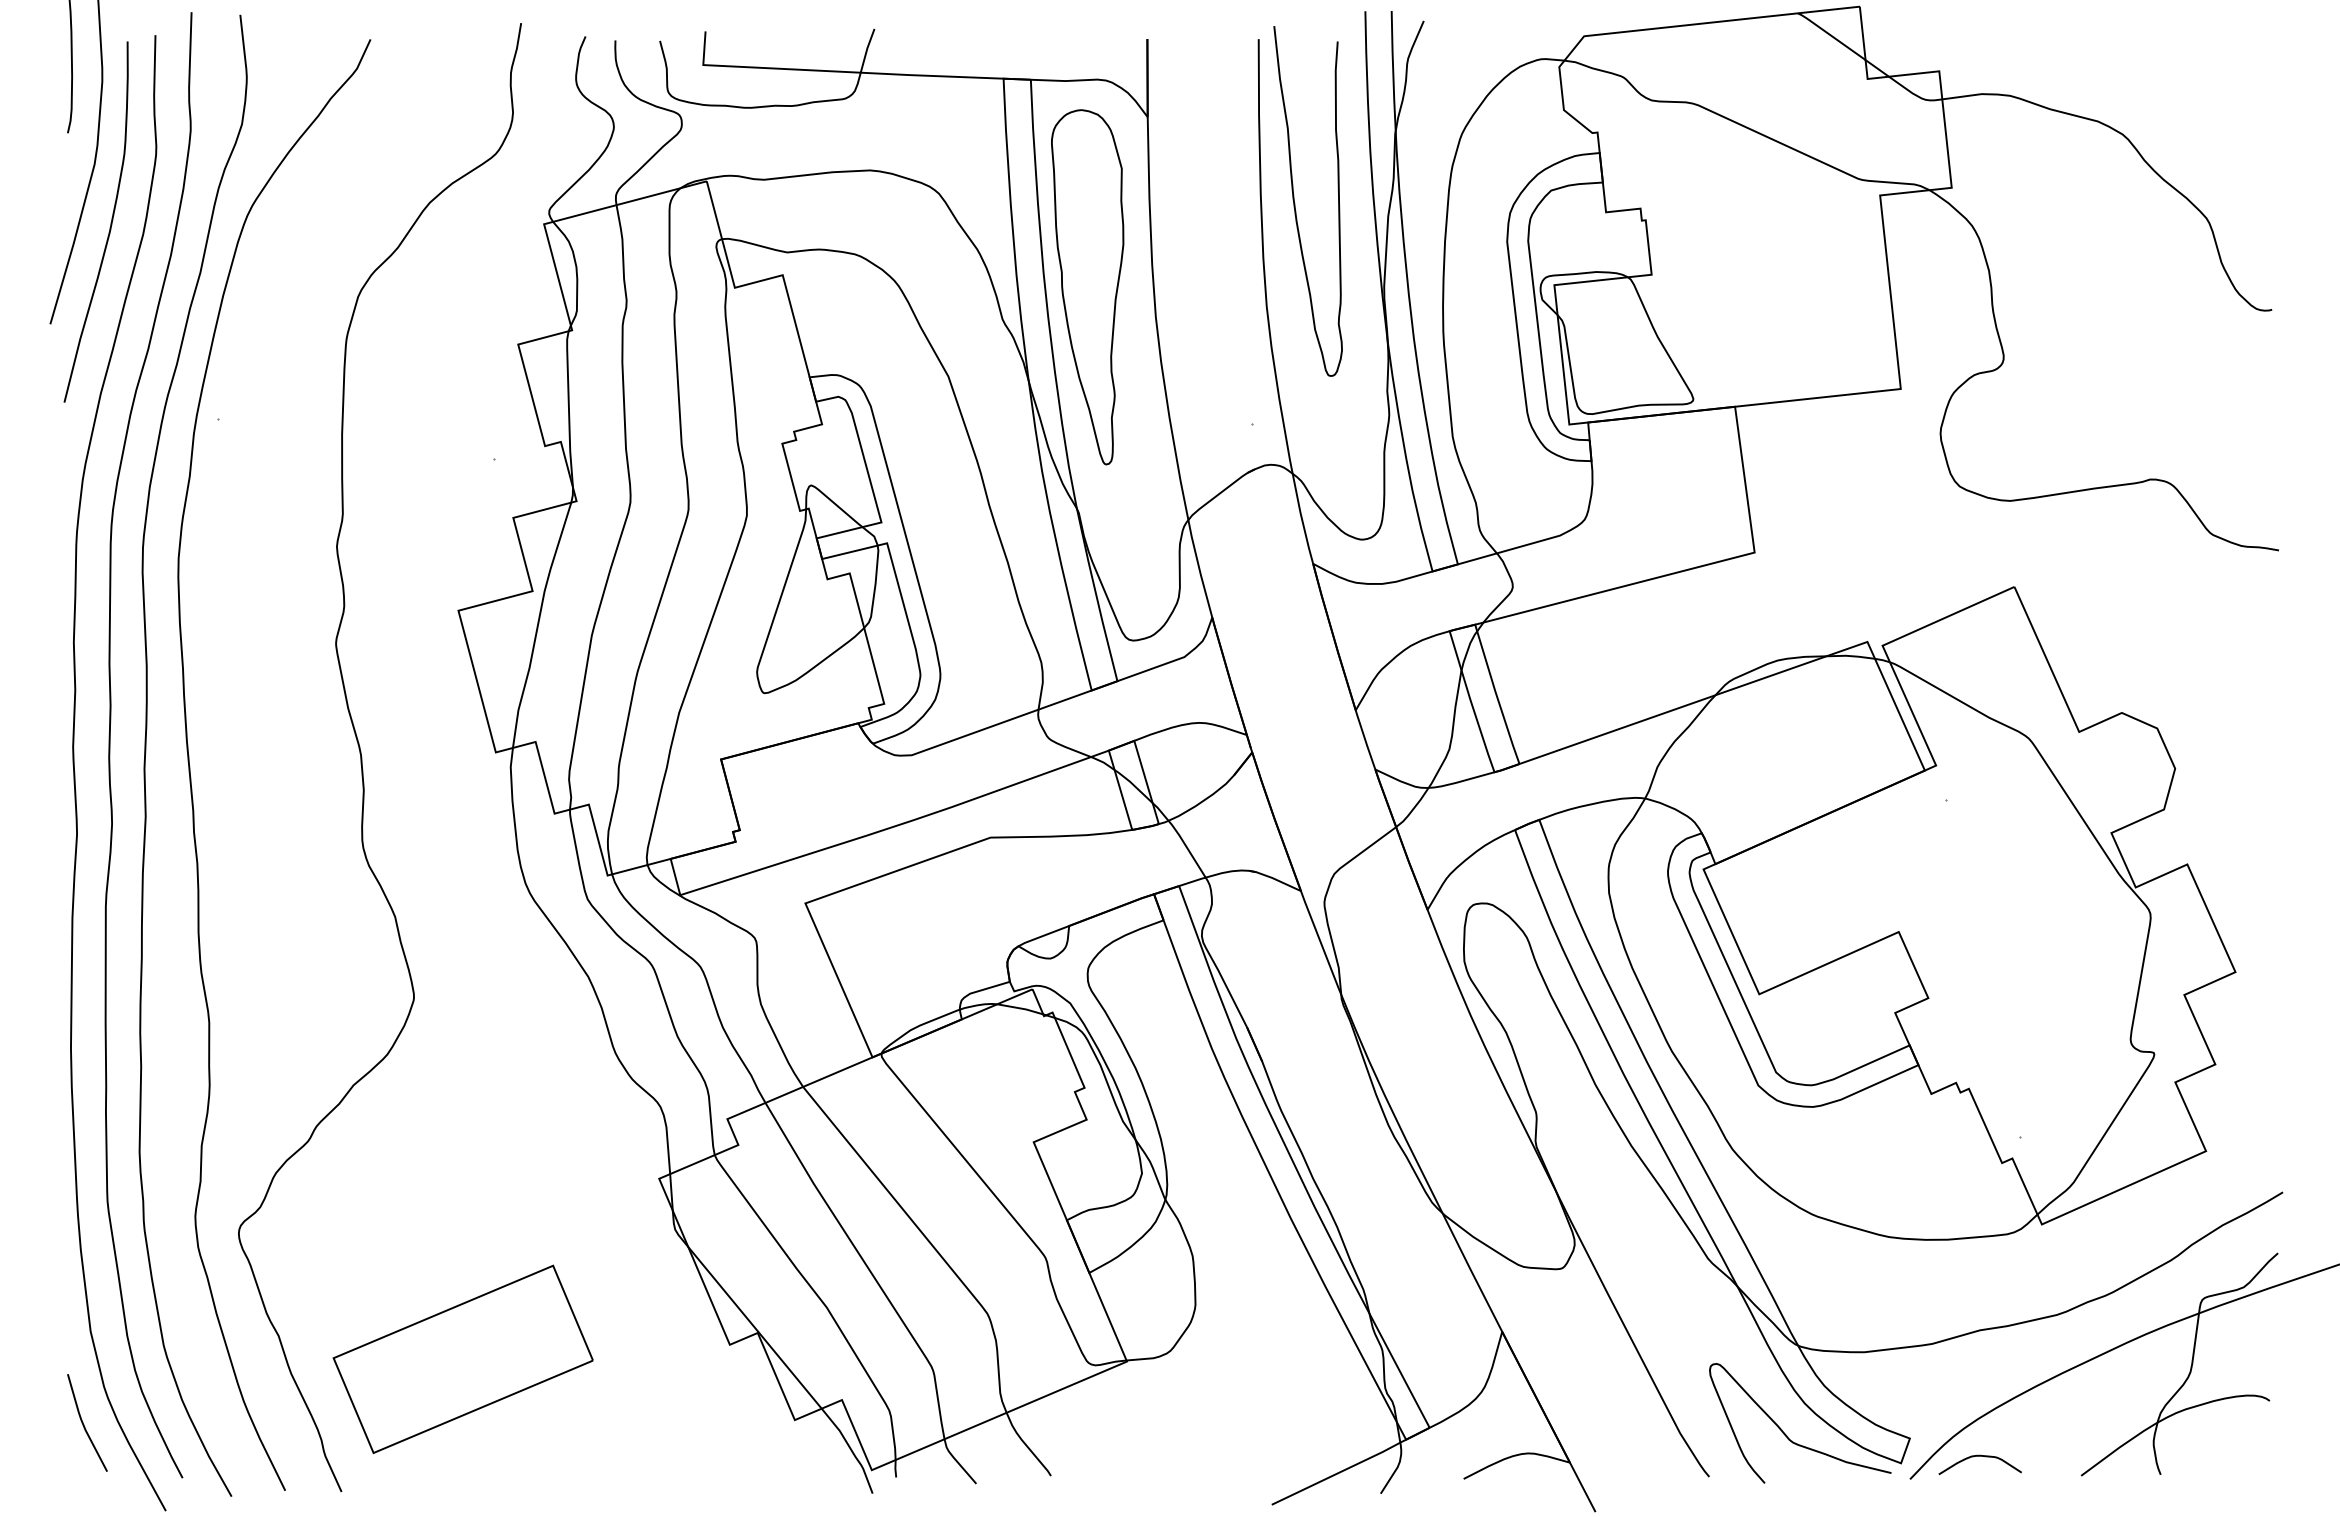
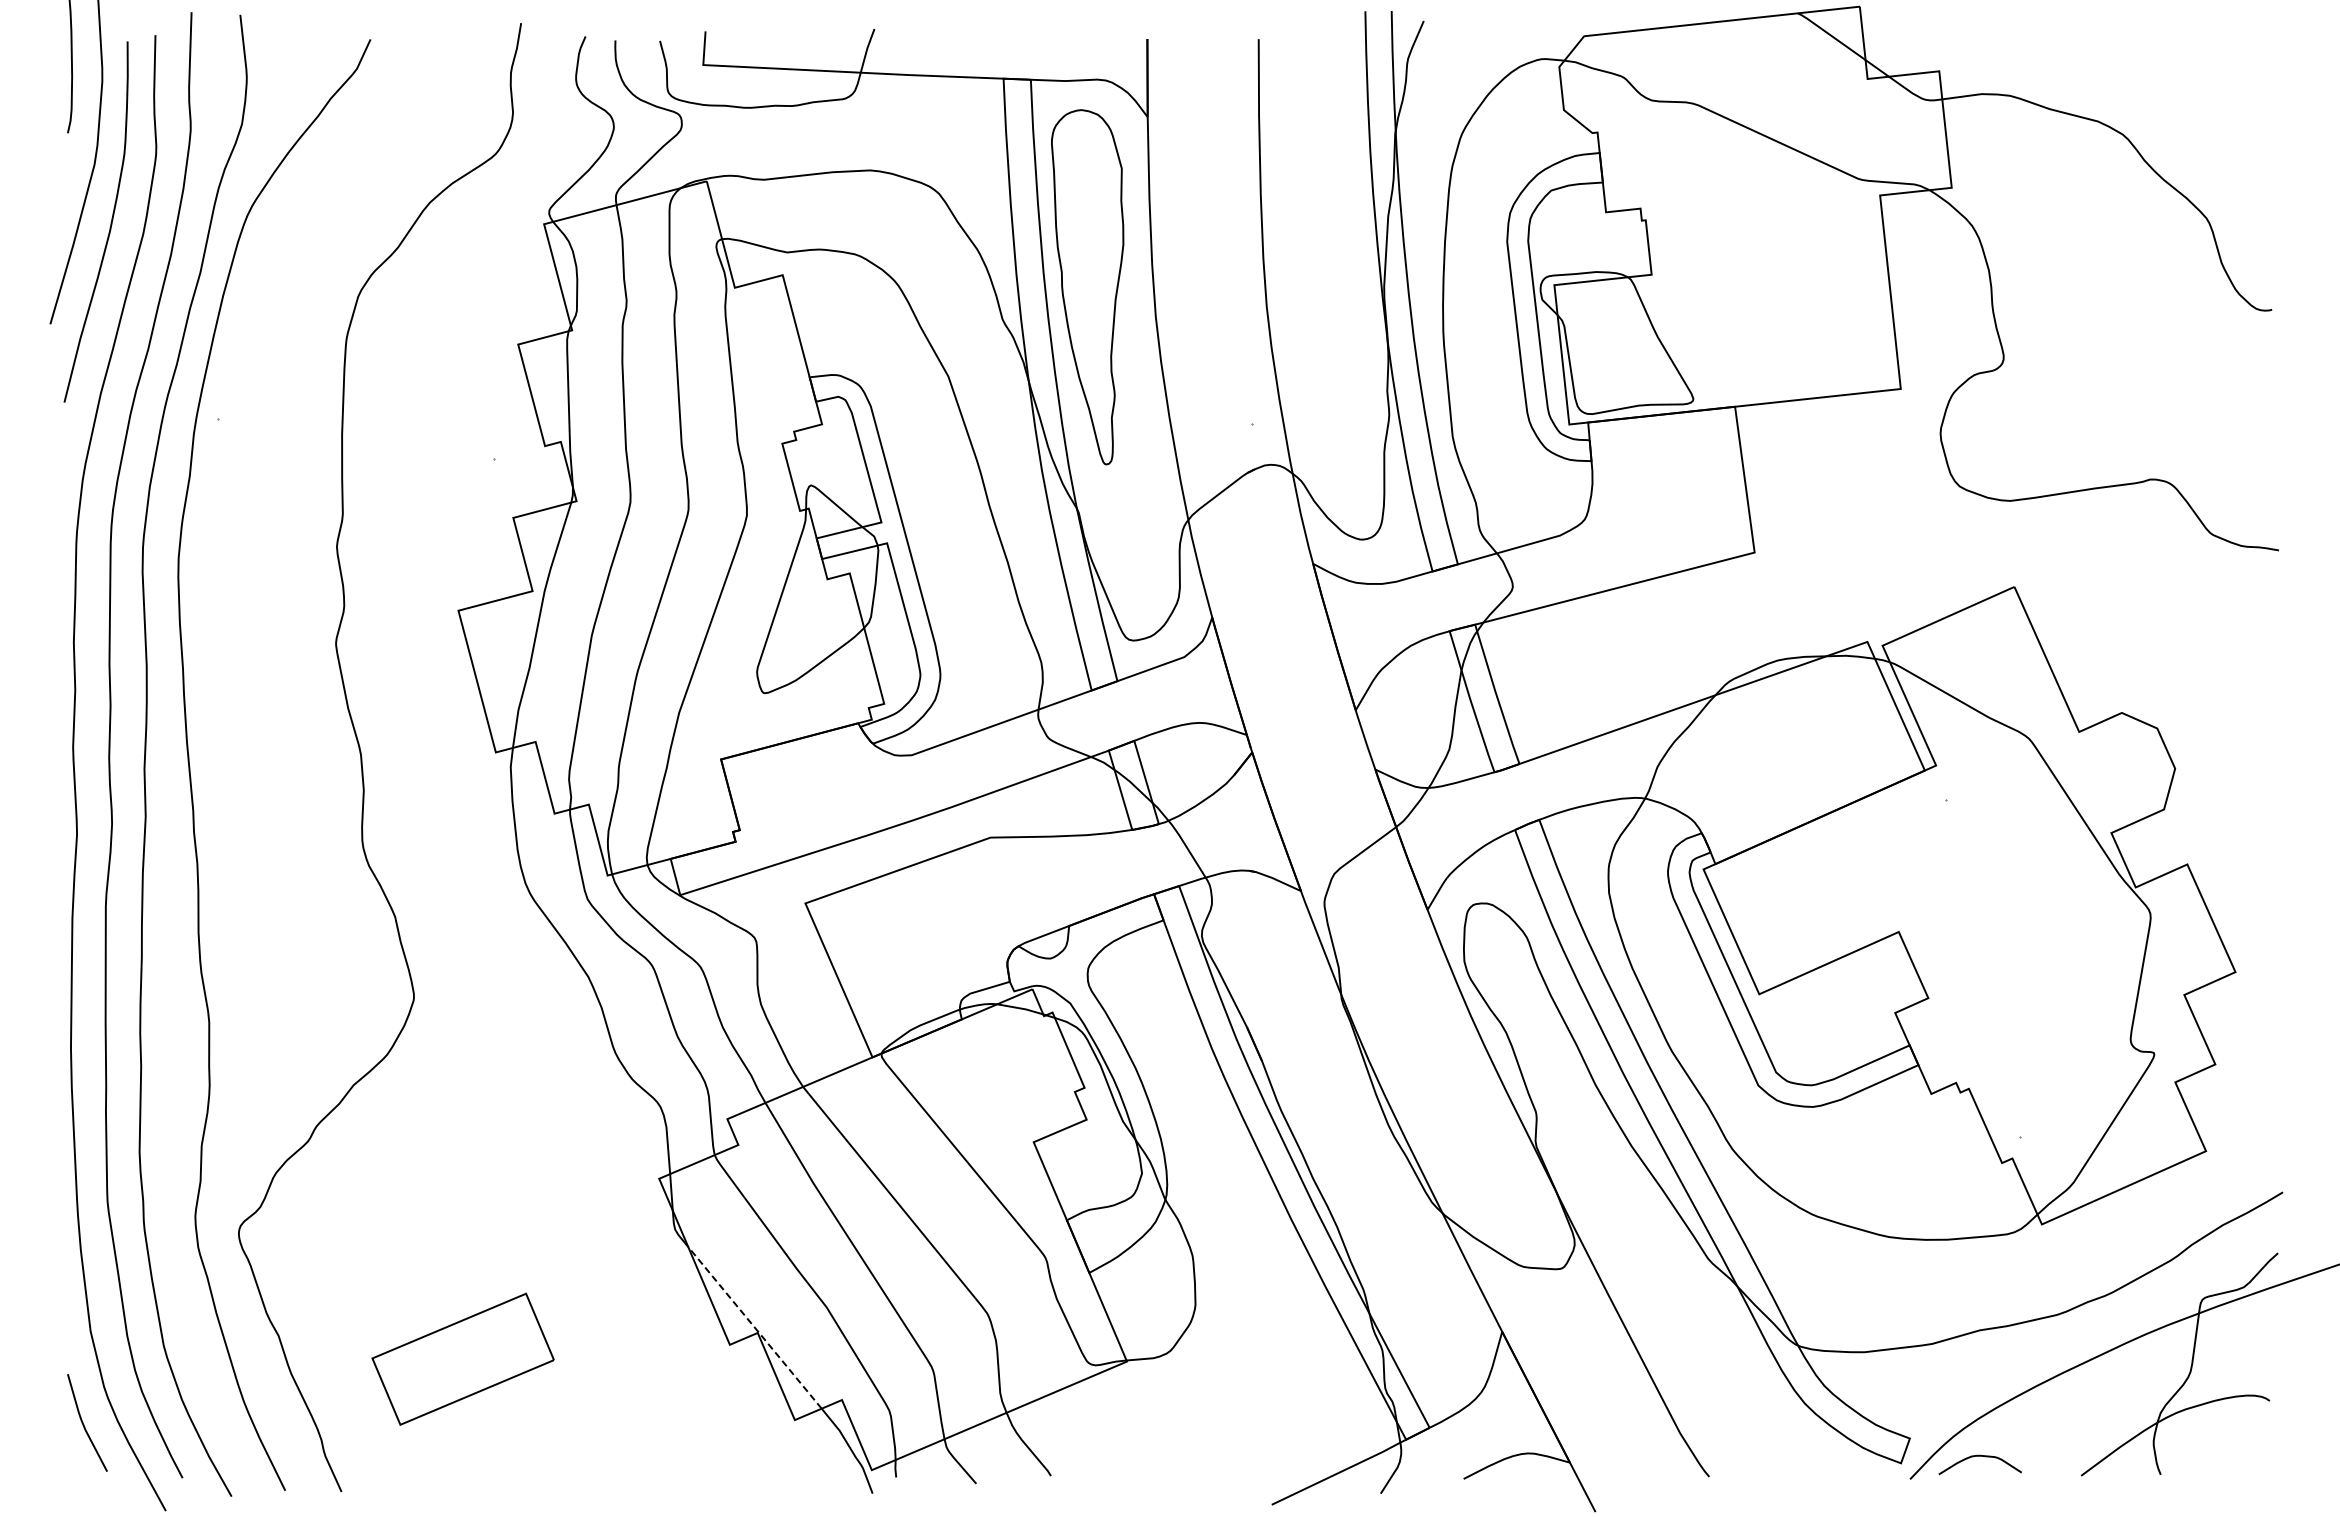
curve: present -> none (1295, 203)
line: solid -> dashed (754, 1327)
part size: 262x190 px -> 184x134 px (462, 1358)
curve: present -> none (1787, 1435)
